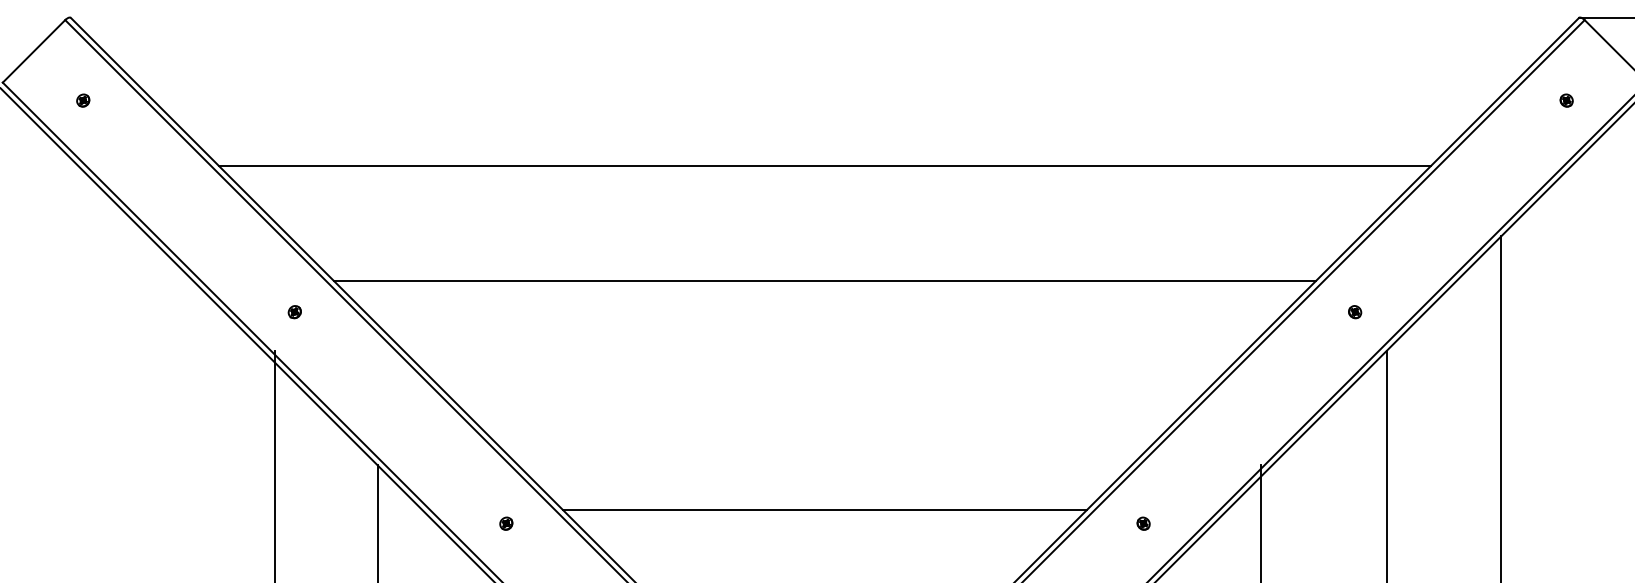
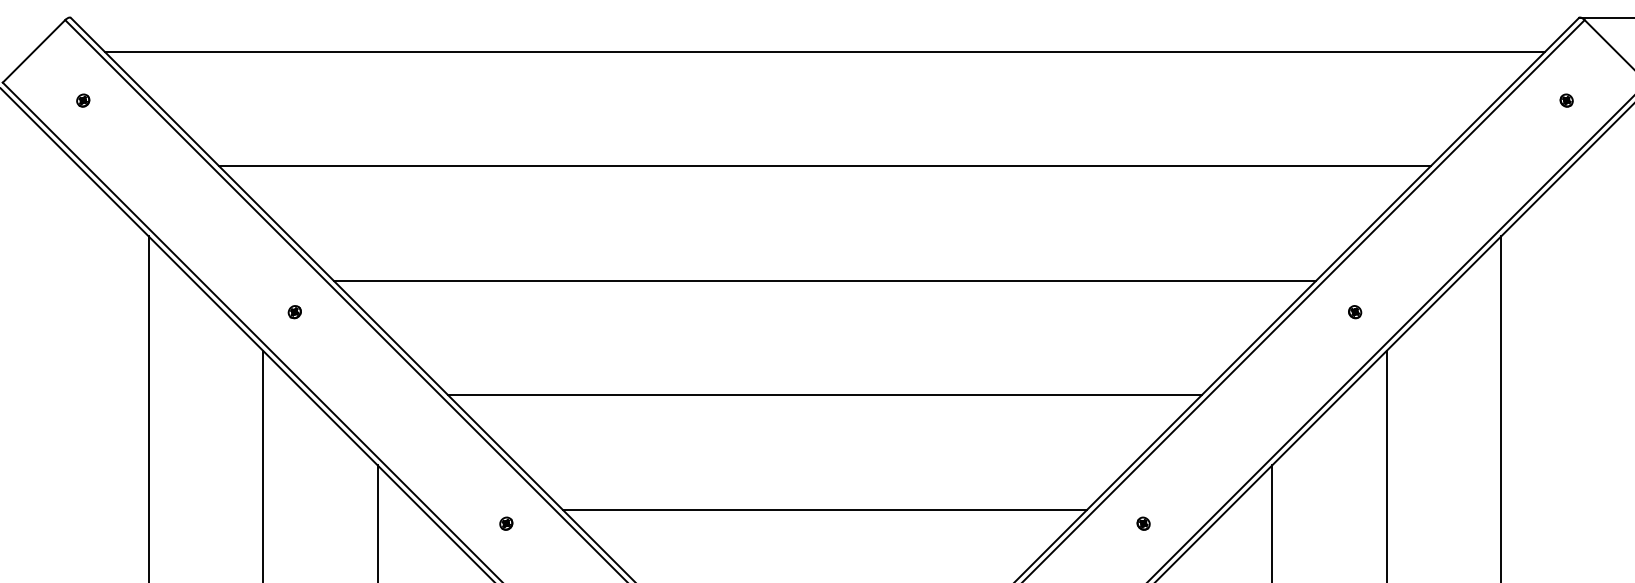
line: none -> present (824, 51)
line: none -> present (824, 395)
line: none -> present (148, 407)
line position: (275, 465) -> (263, 465) (263, 465)
line position: (1261, 522) -> (1272, 522) (1272, 522)
